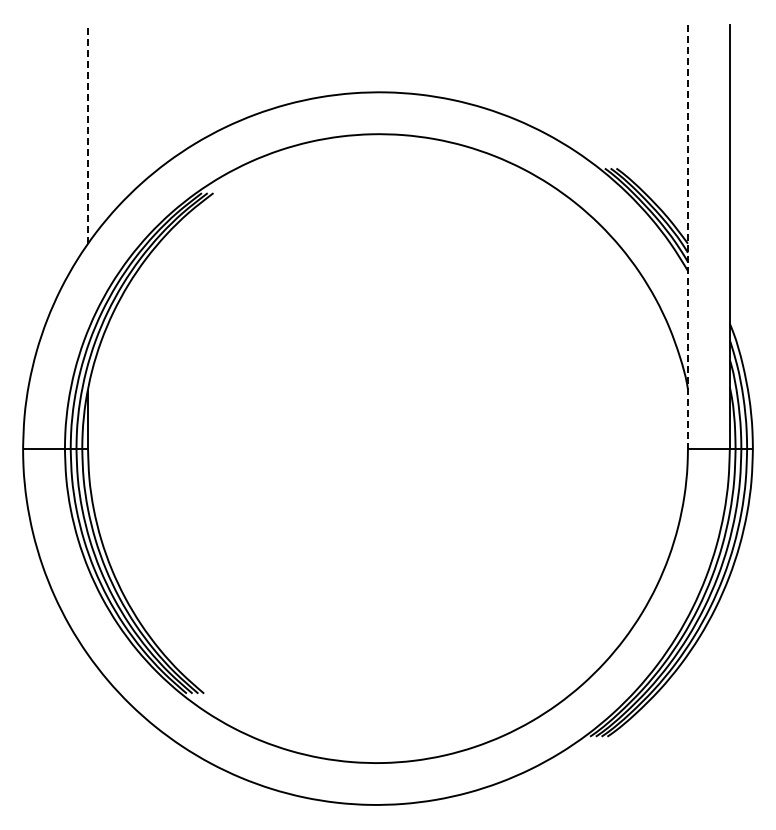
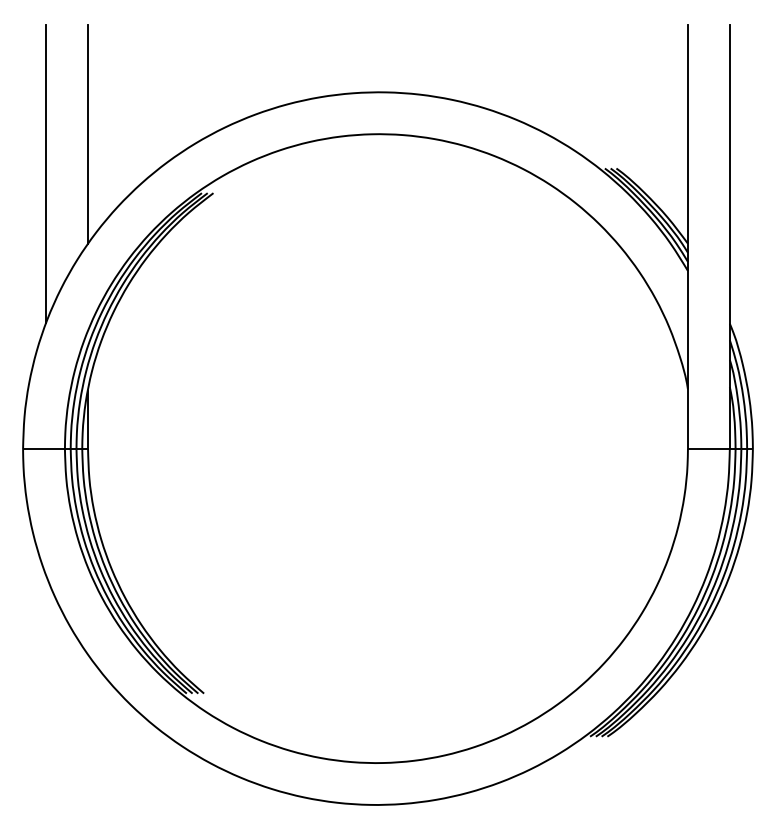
line: dashed -> solid (88, 134)
line: none -> present (46, 173)
line: dashed -> solid (687, 237)
